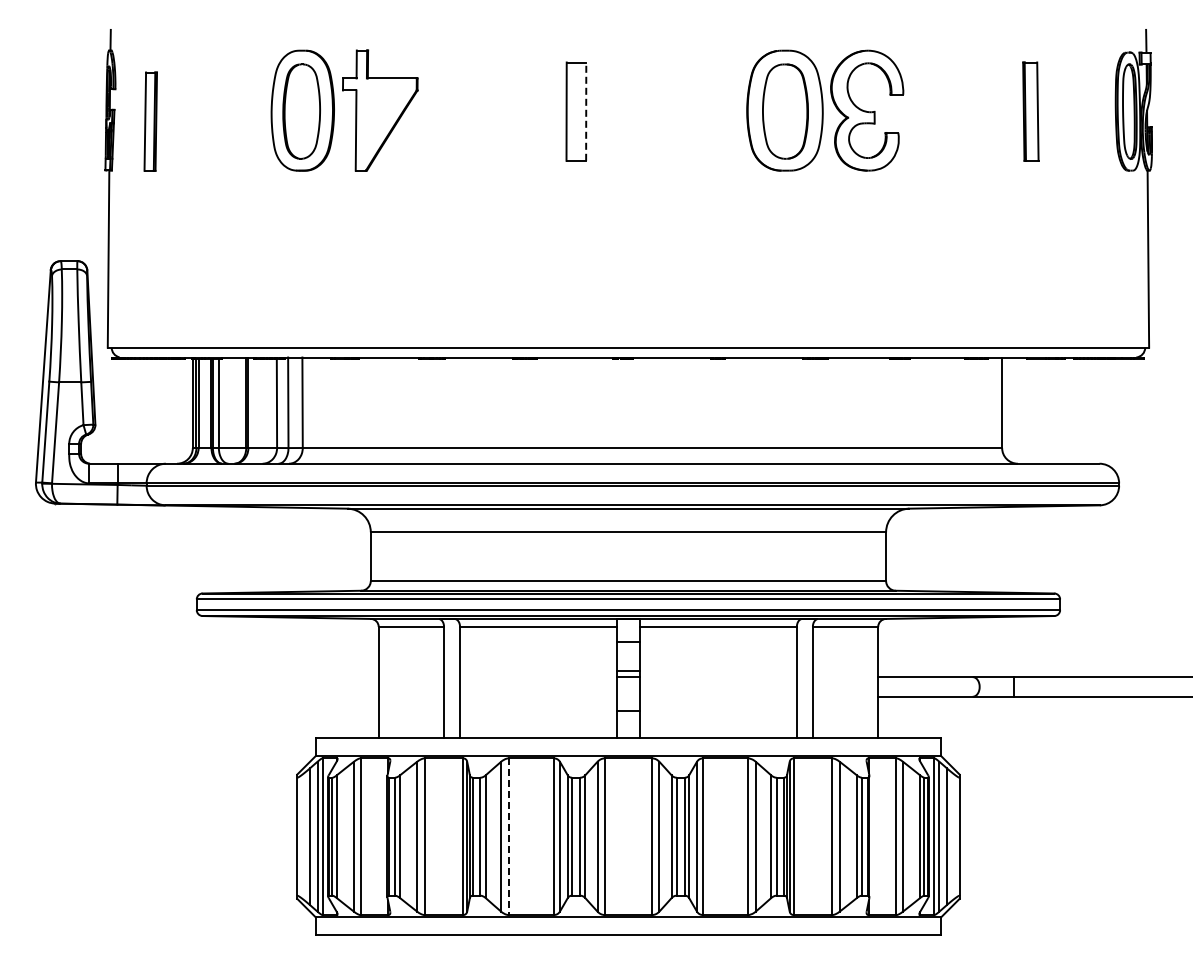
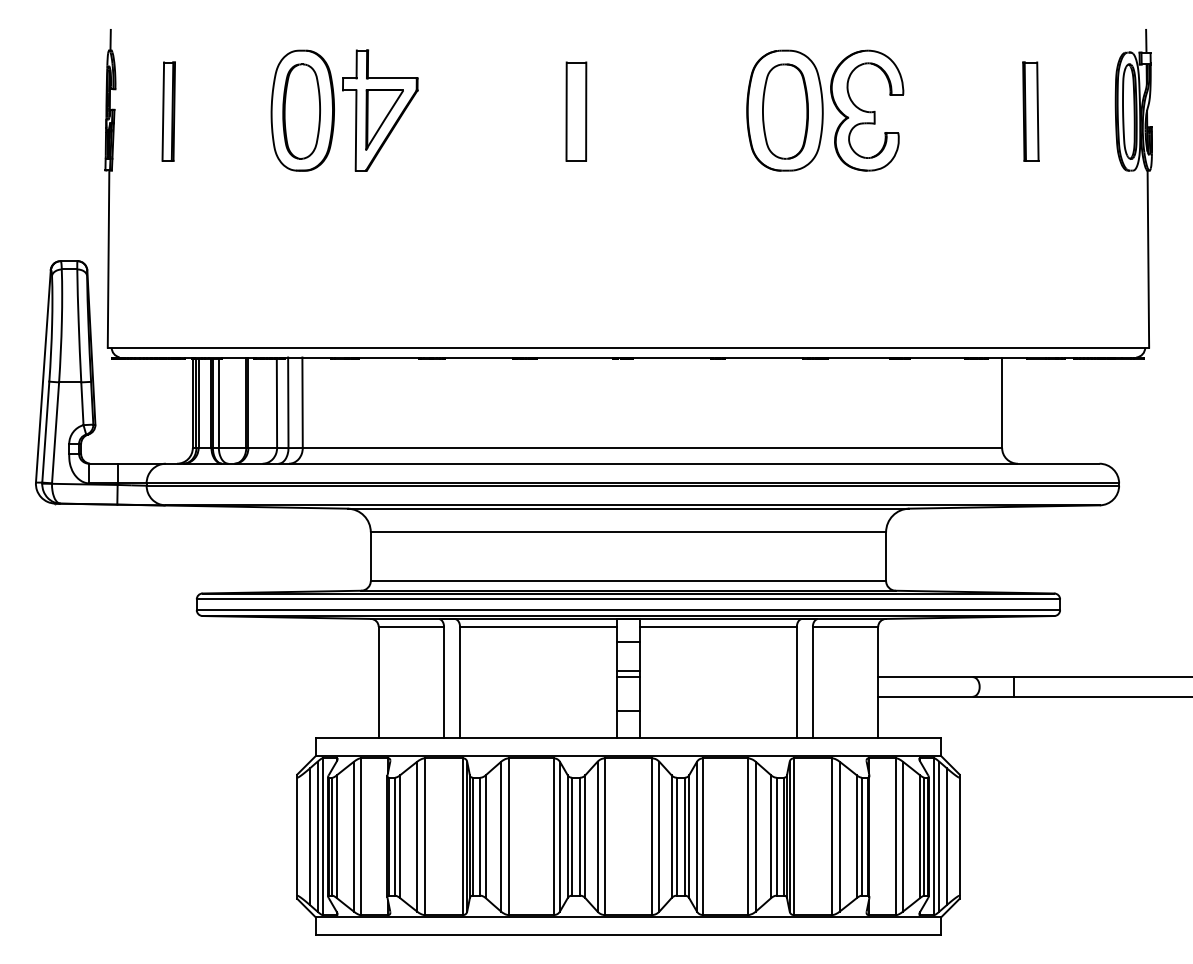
line: dashed -> solid (586, 111)
part: none -> present (384, 119)
part position: (150, 121) -> (168, 111) (168, 111)
line: dashed -> solid (509, 837)
